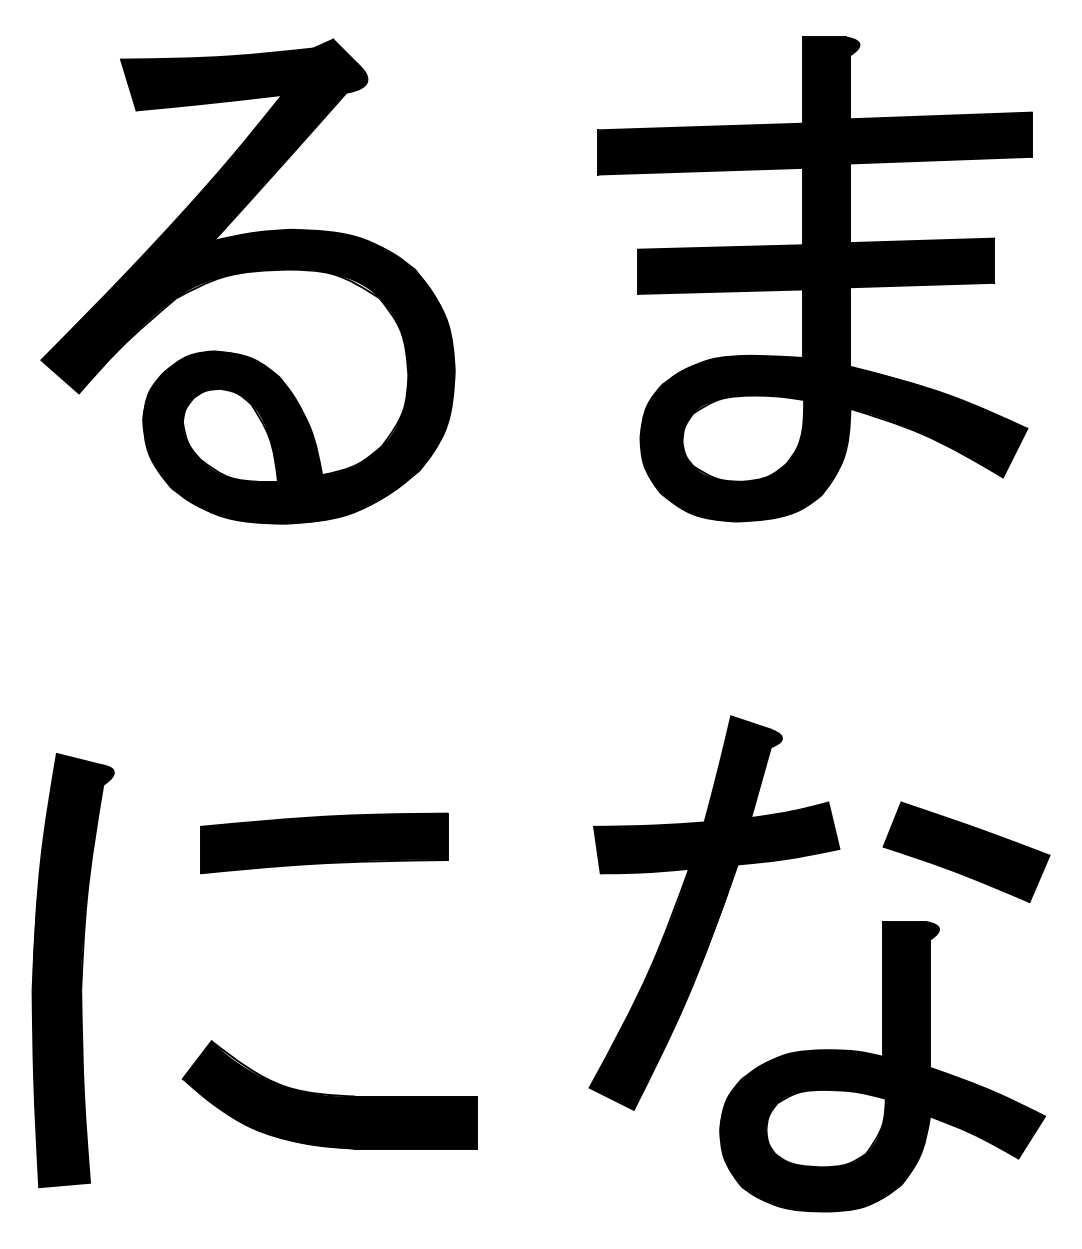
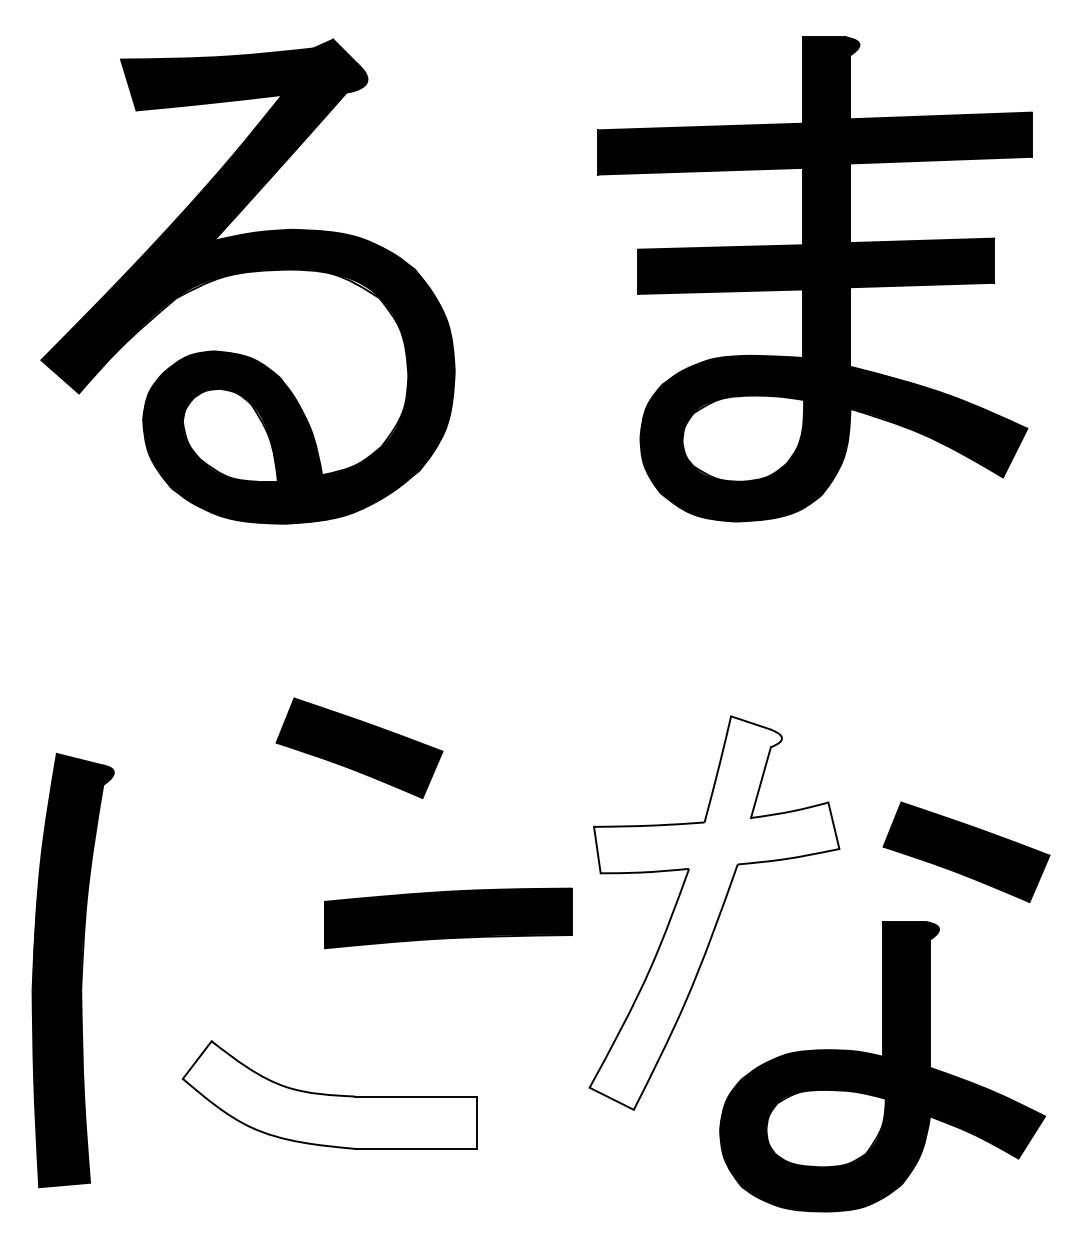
part: none -> present (359, 747)
part position: (324, 843) -> (448, 918) (448, 918)
fill: present -> none (714, 912)
fill: present -> none (329, 1094)
